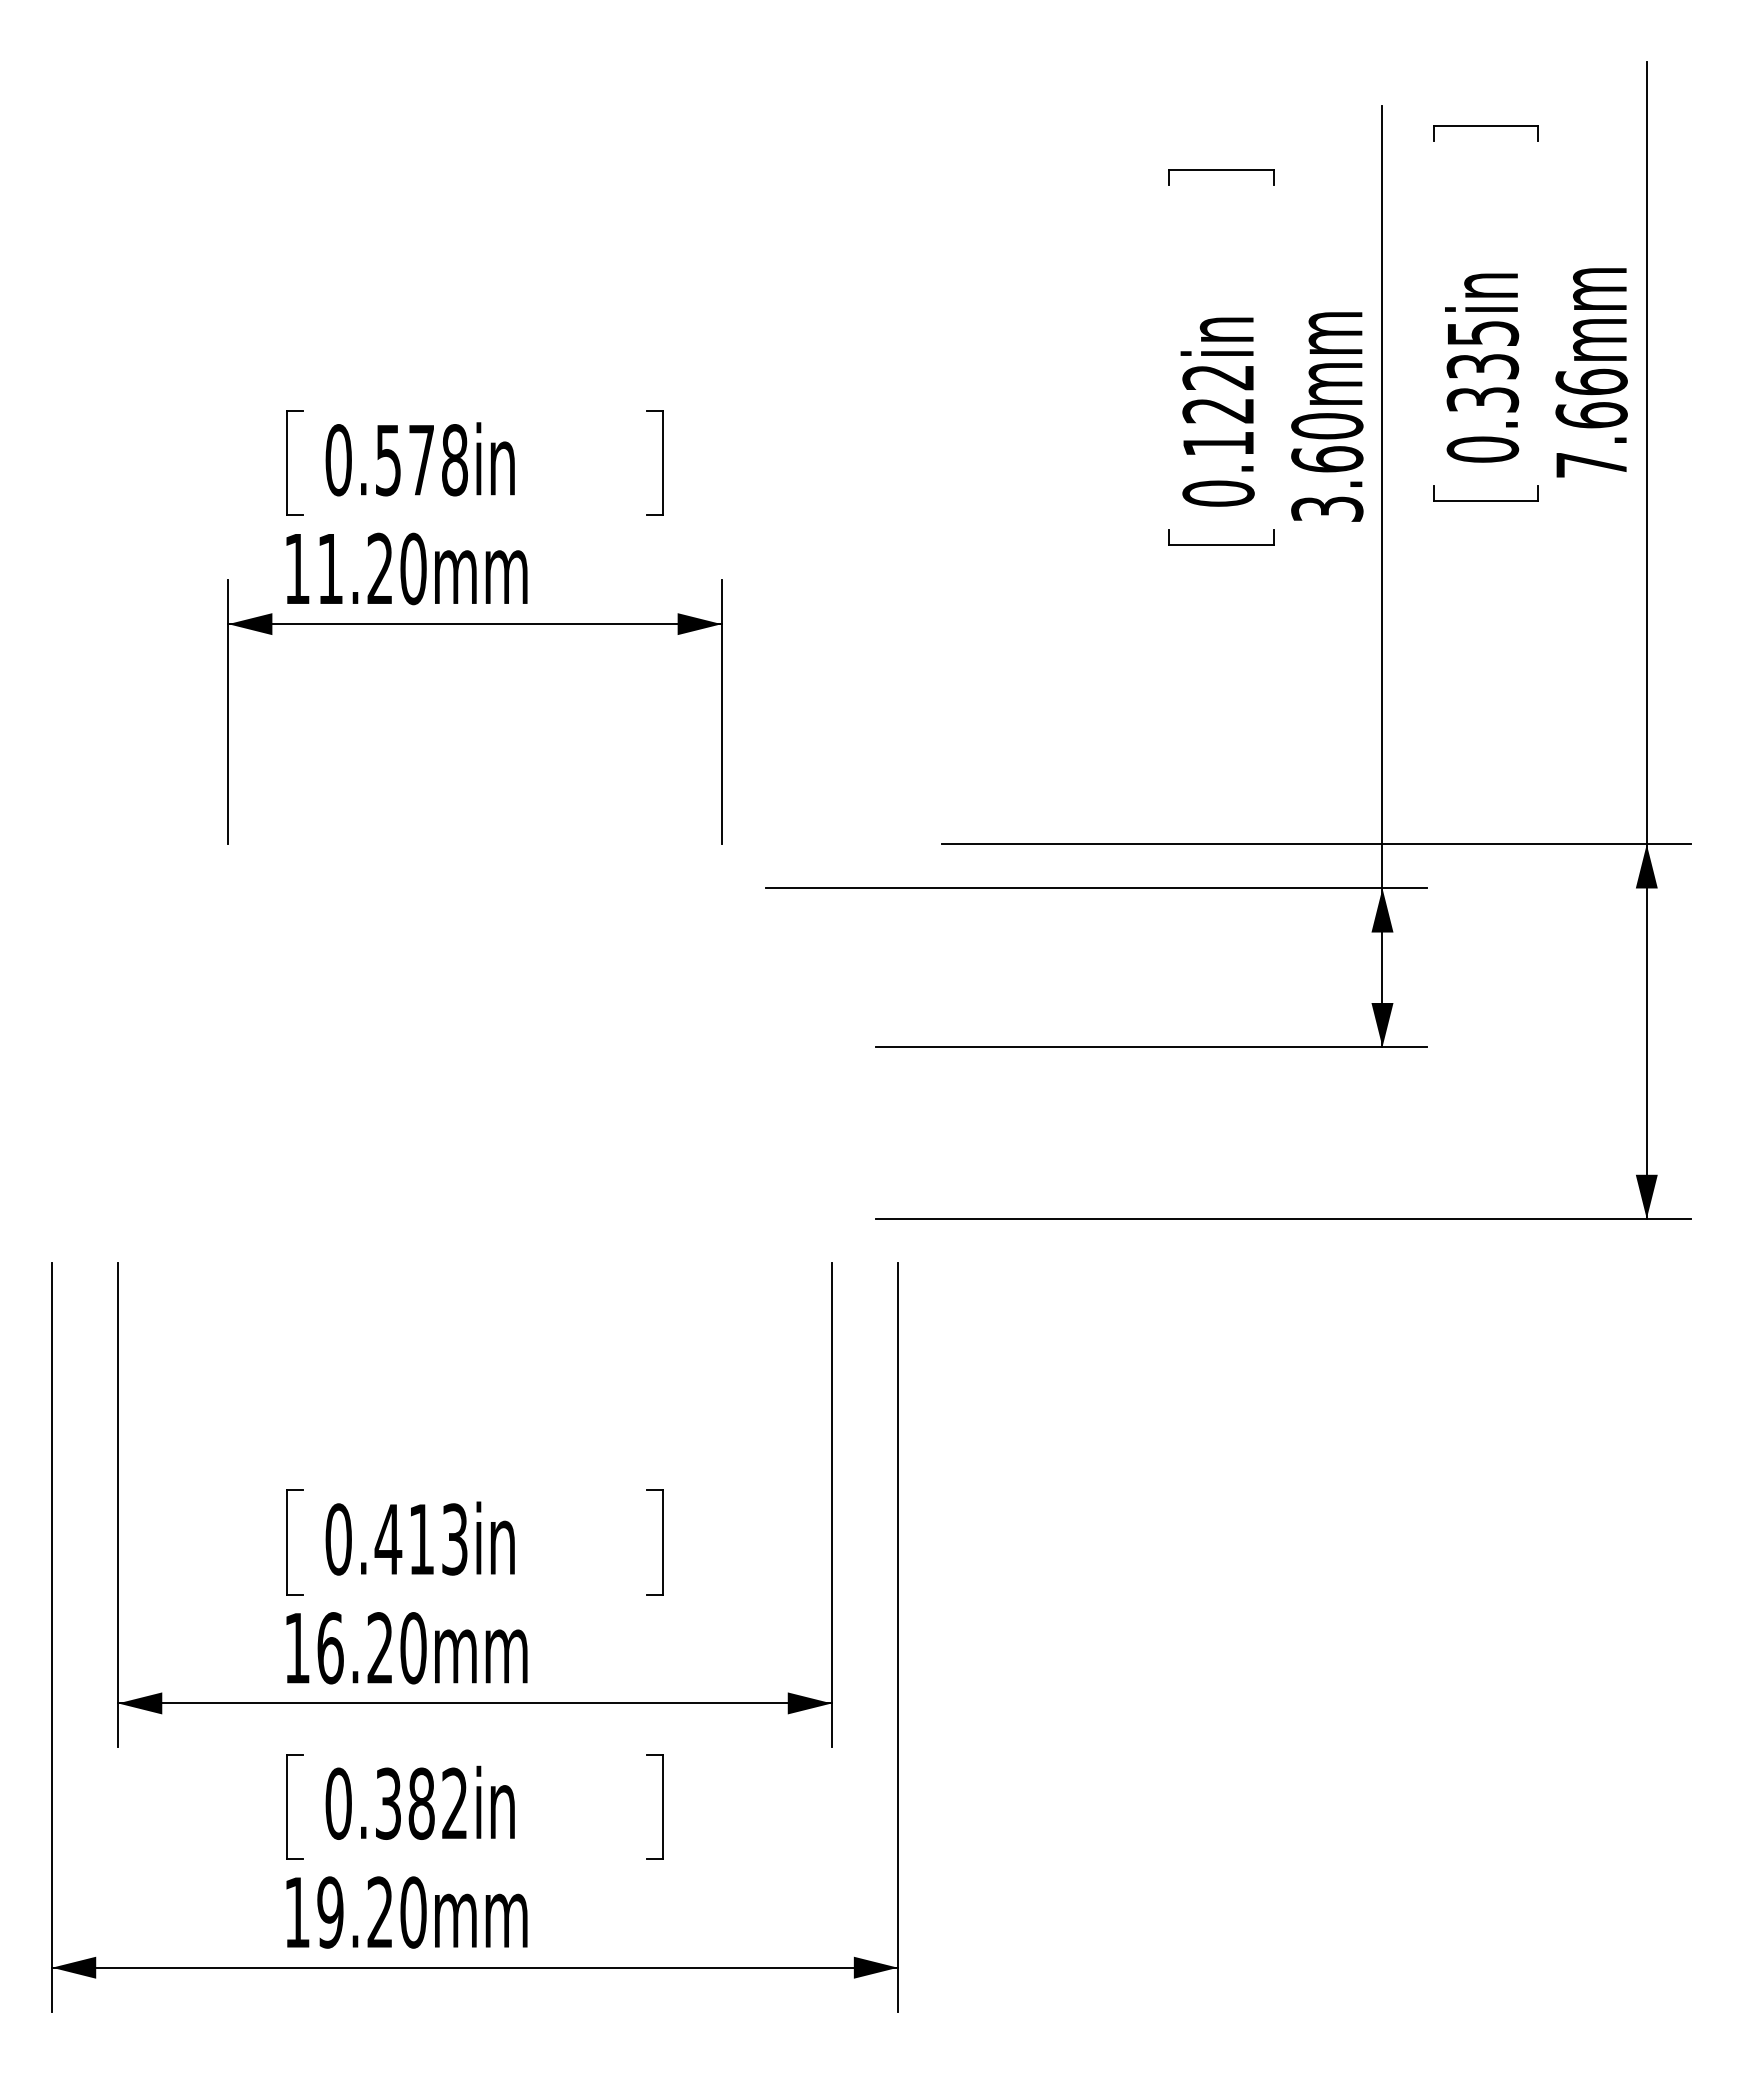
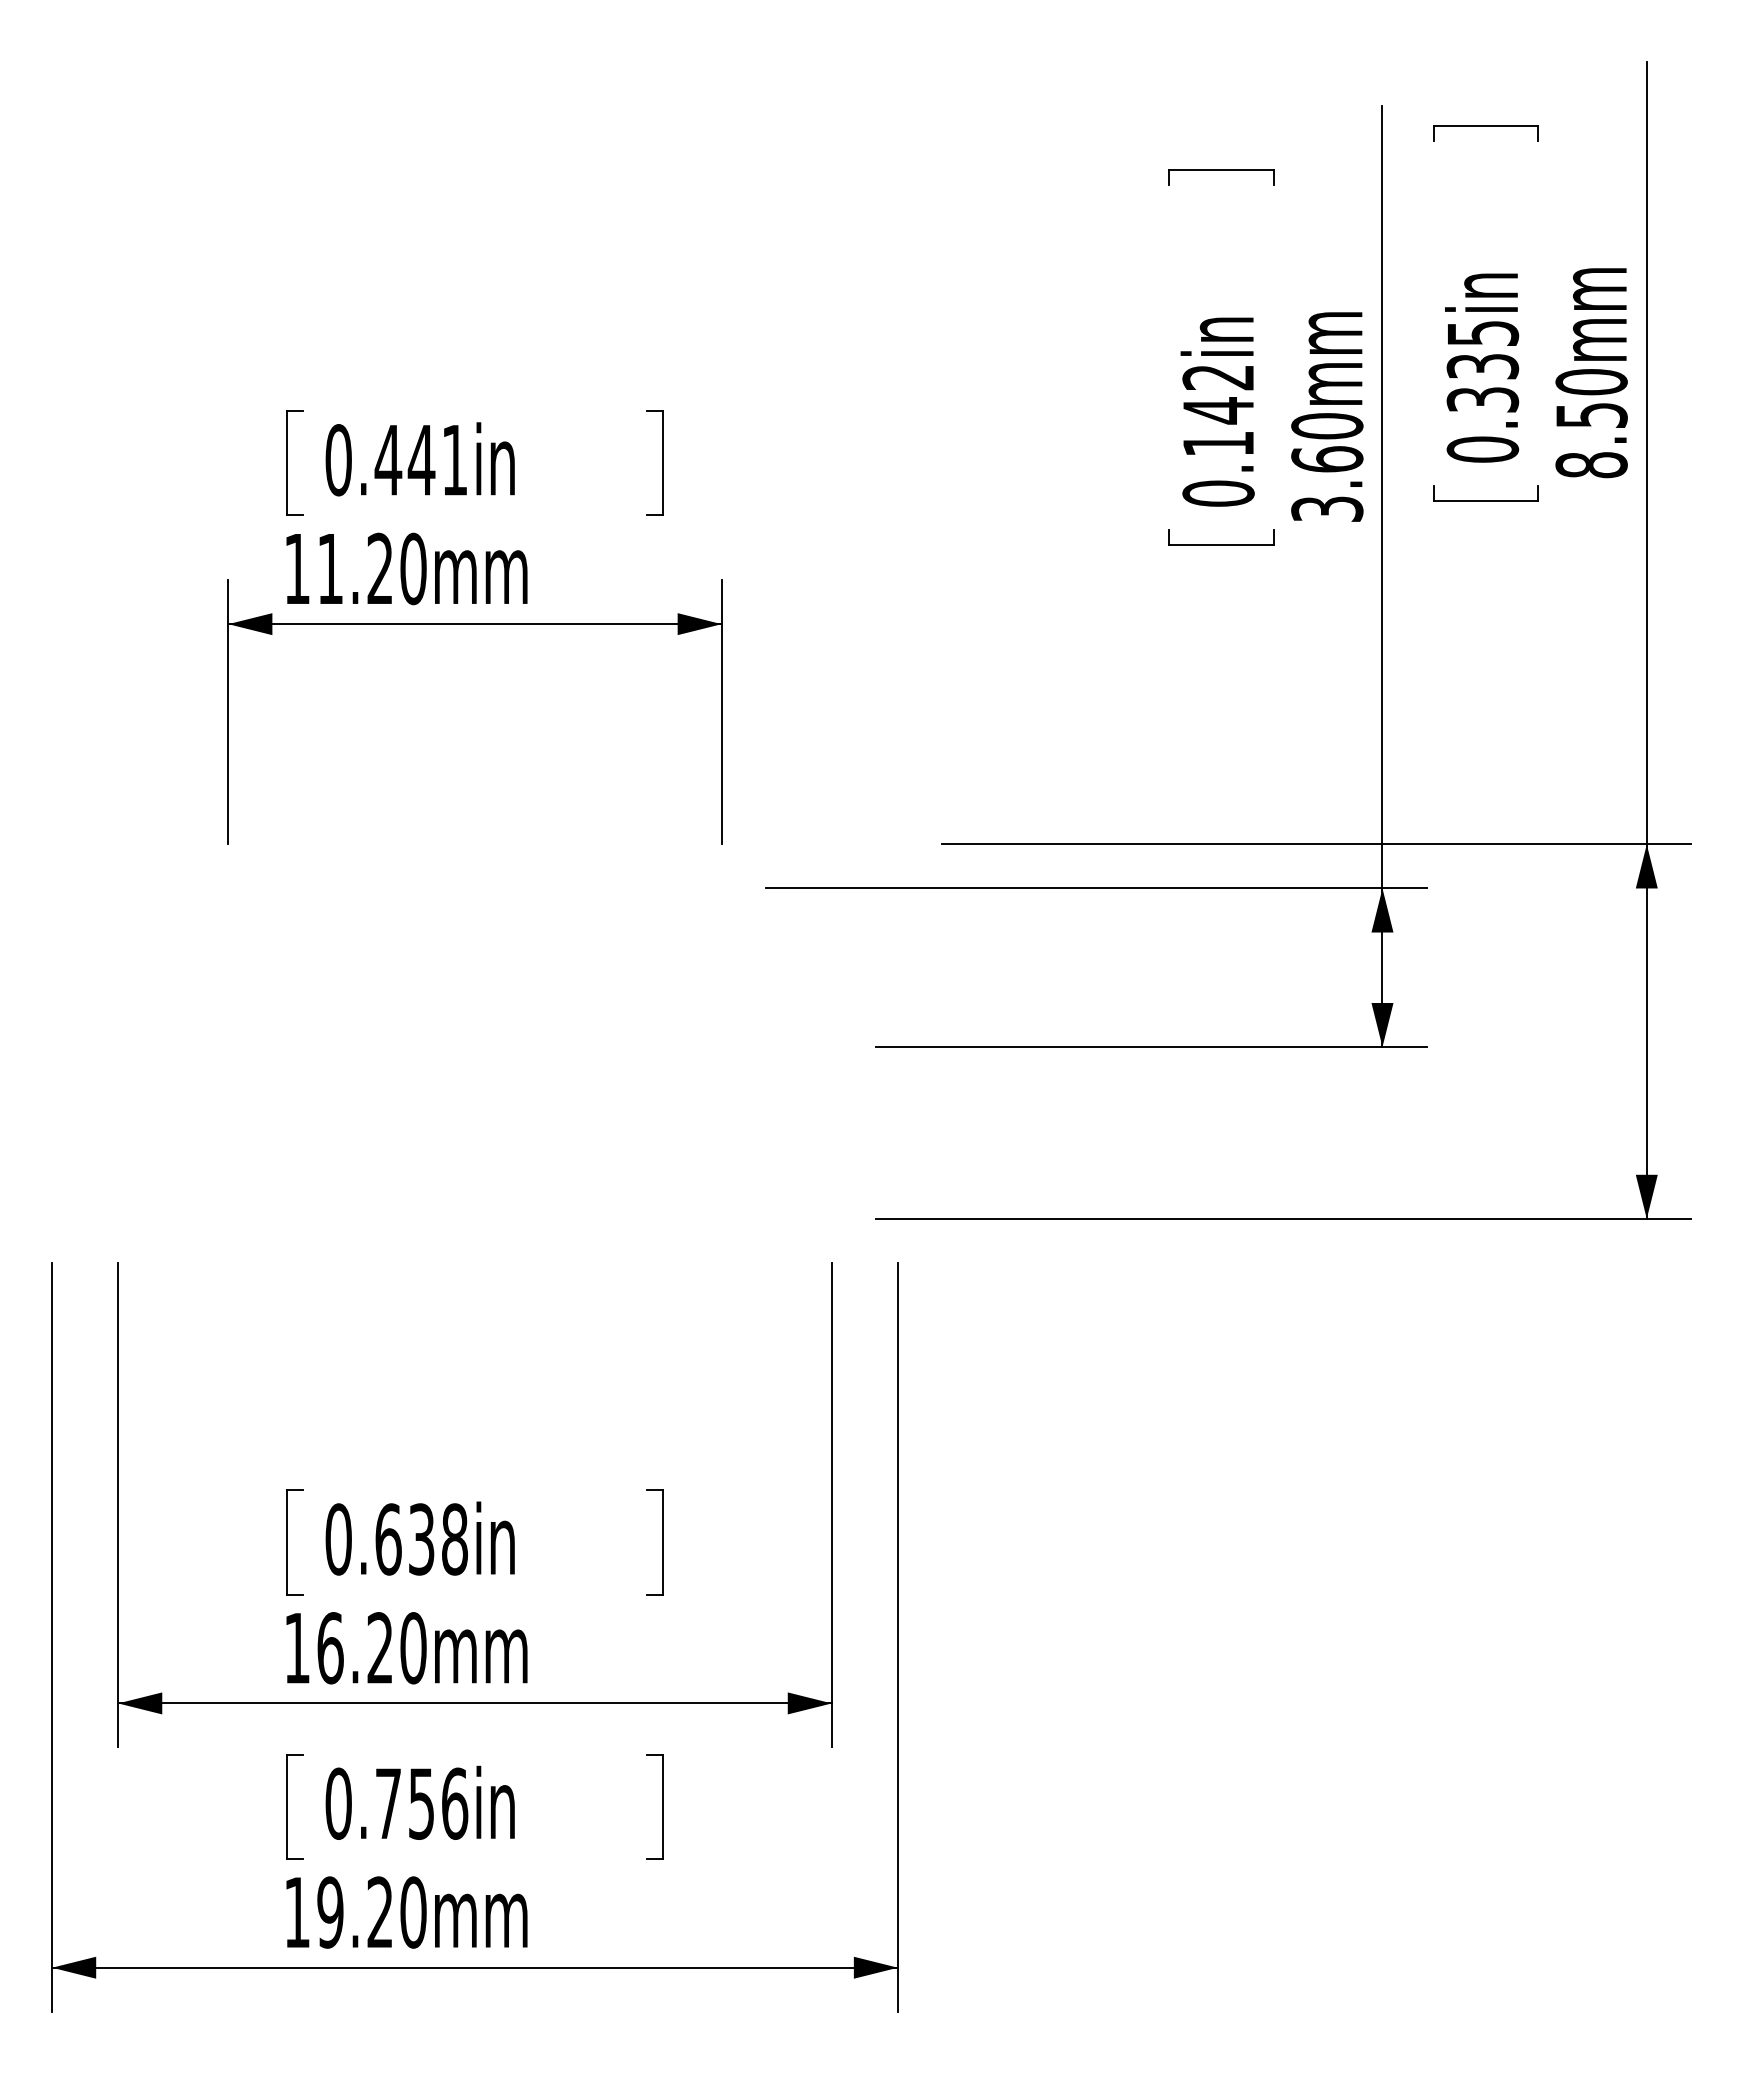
text: 0.122in -> 0.142in (1217, 410)
text: 7.66mm -> 8.50mm (1591, 423)
text: 0.578in -> 0.441in (420, 460)
text: 0.413in -> 0.638in (420, 1539)
text: 0.382in -> 0.756in (422, 1803)
